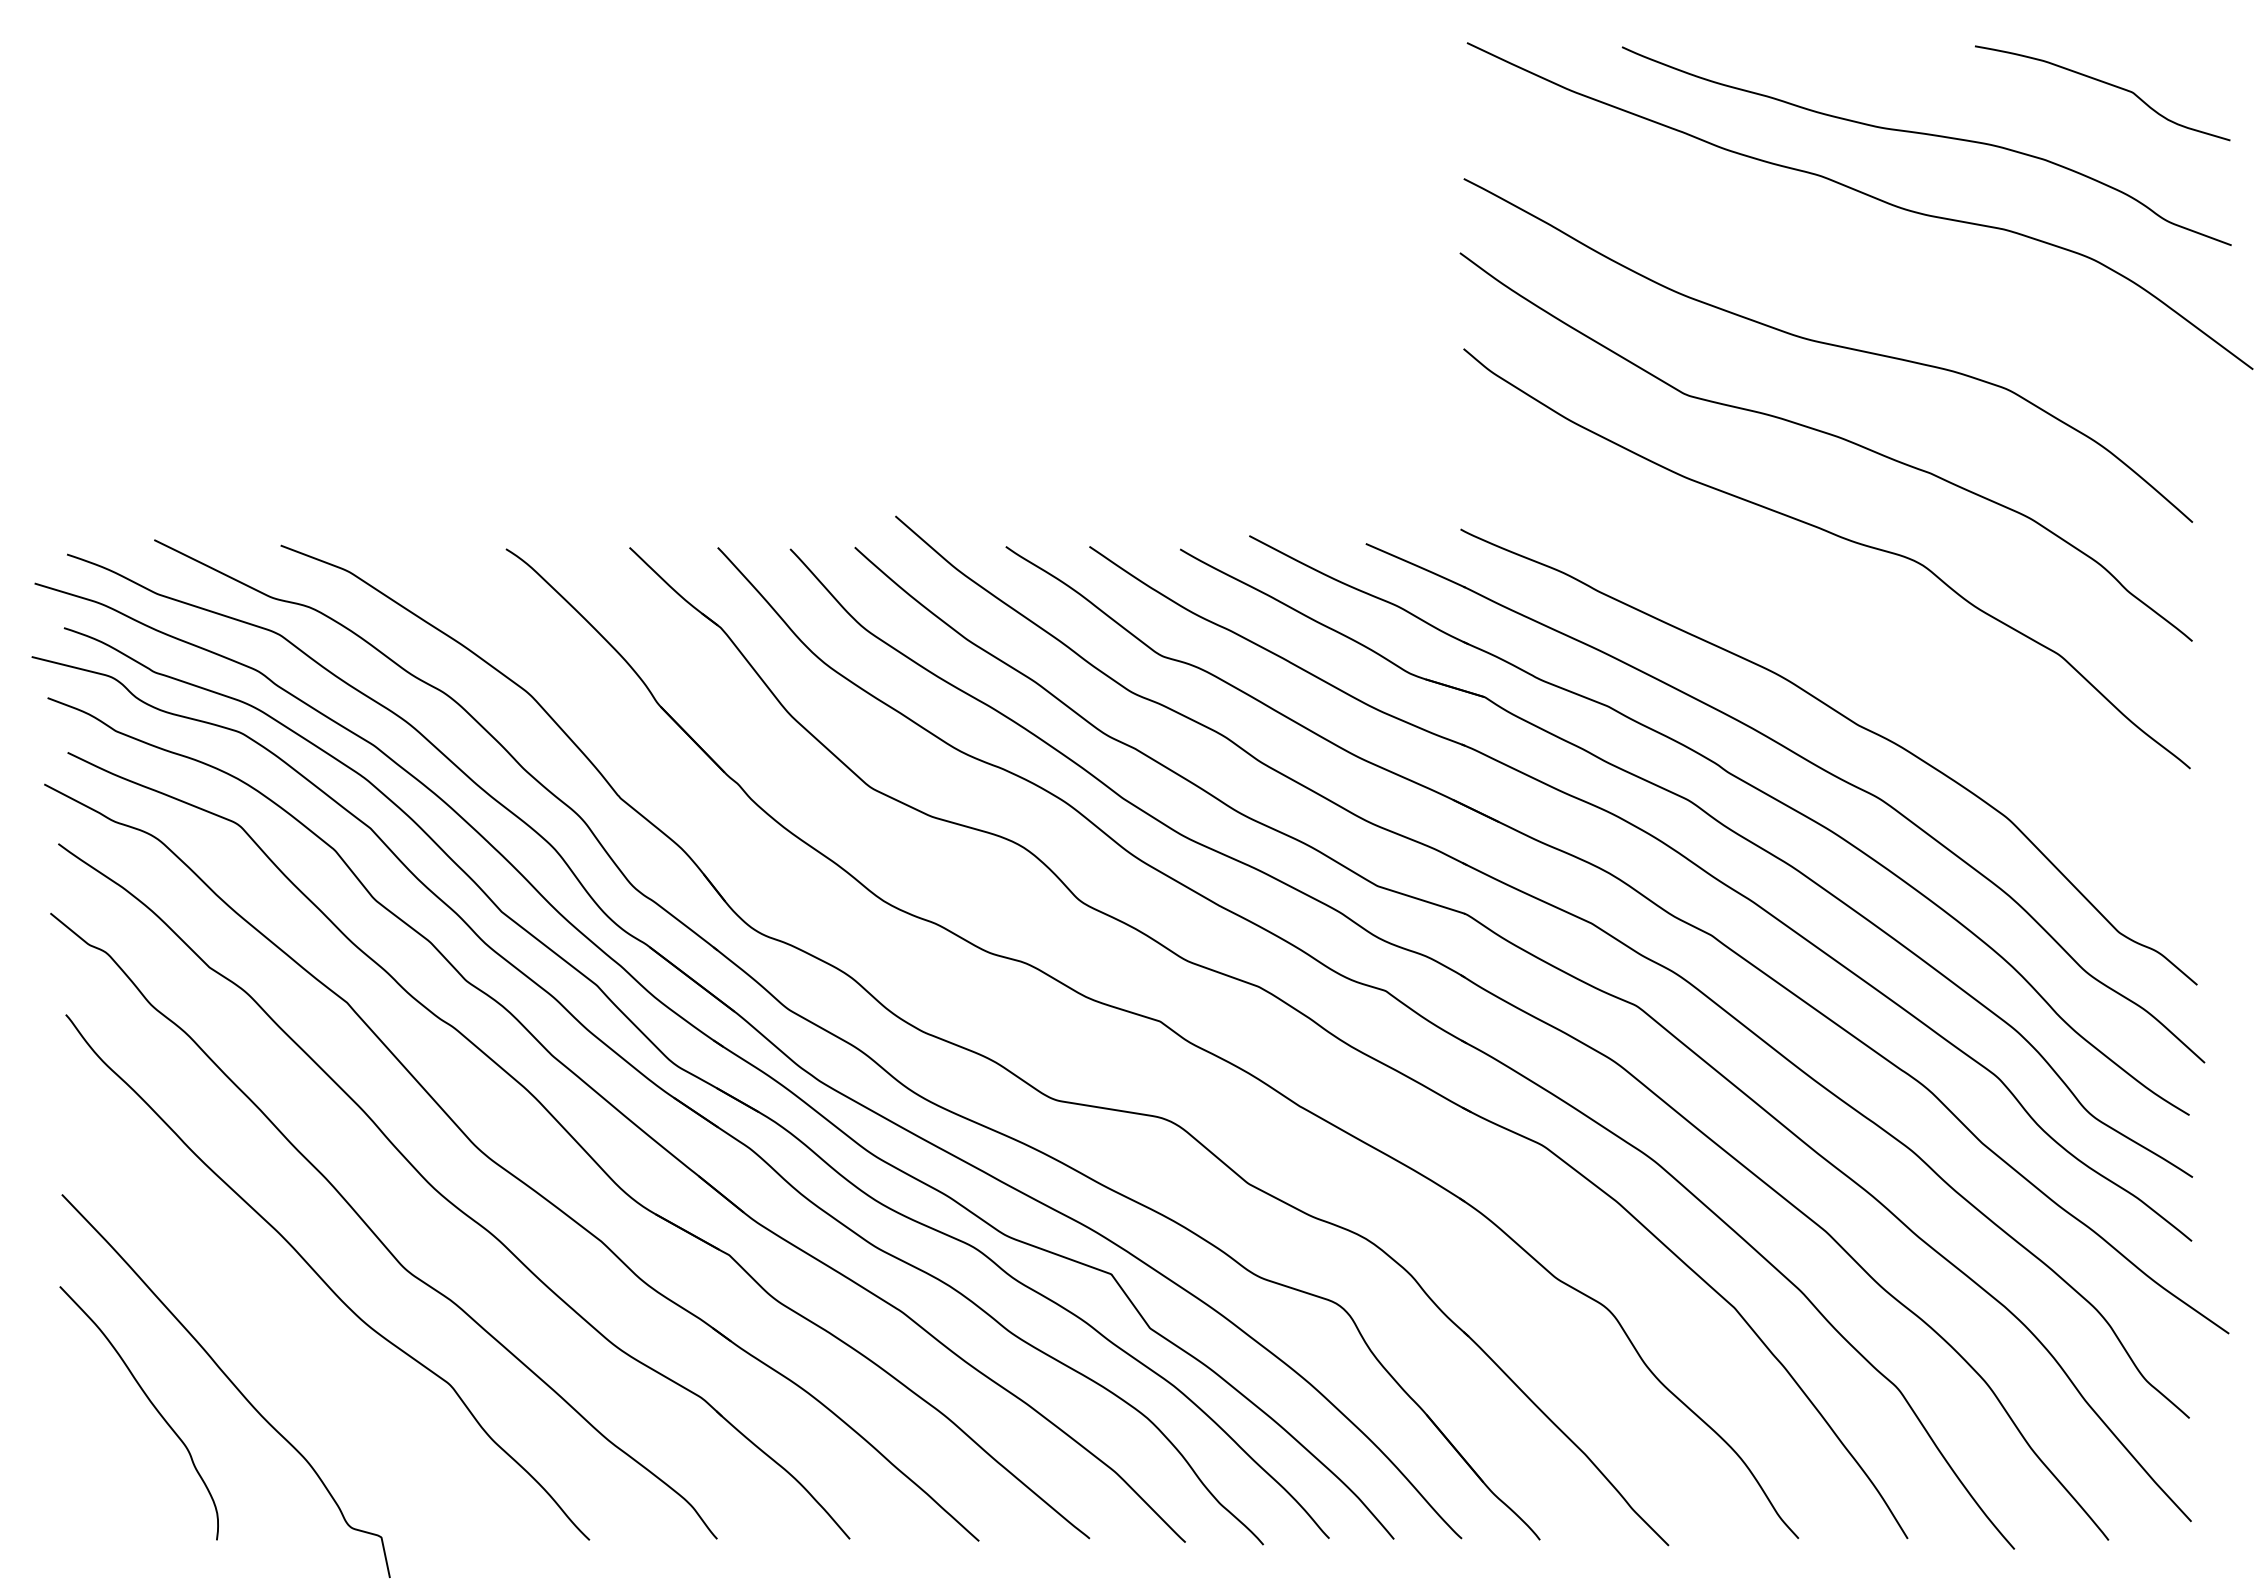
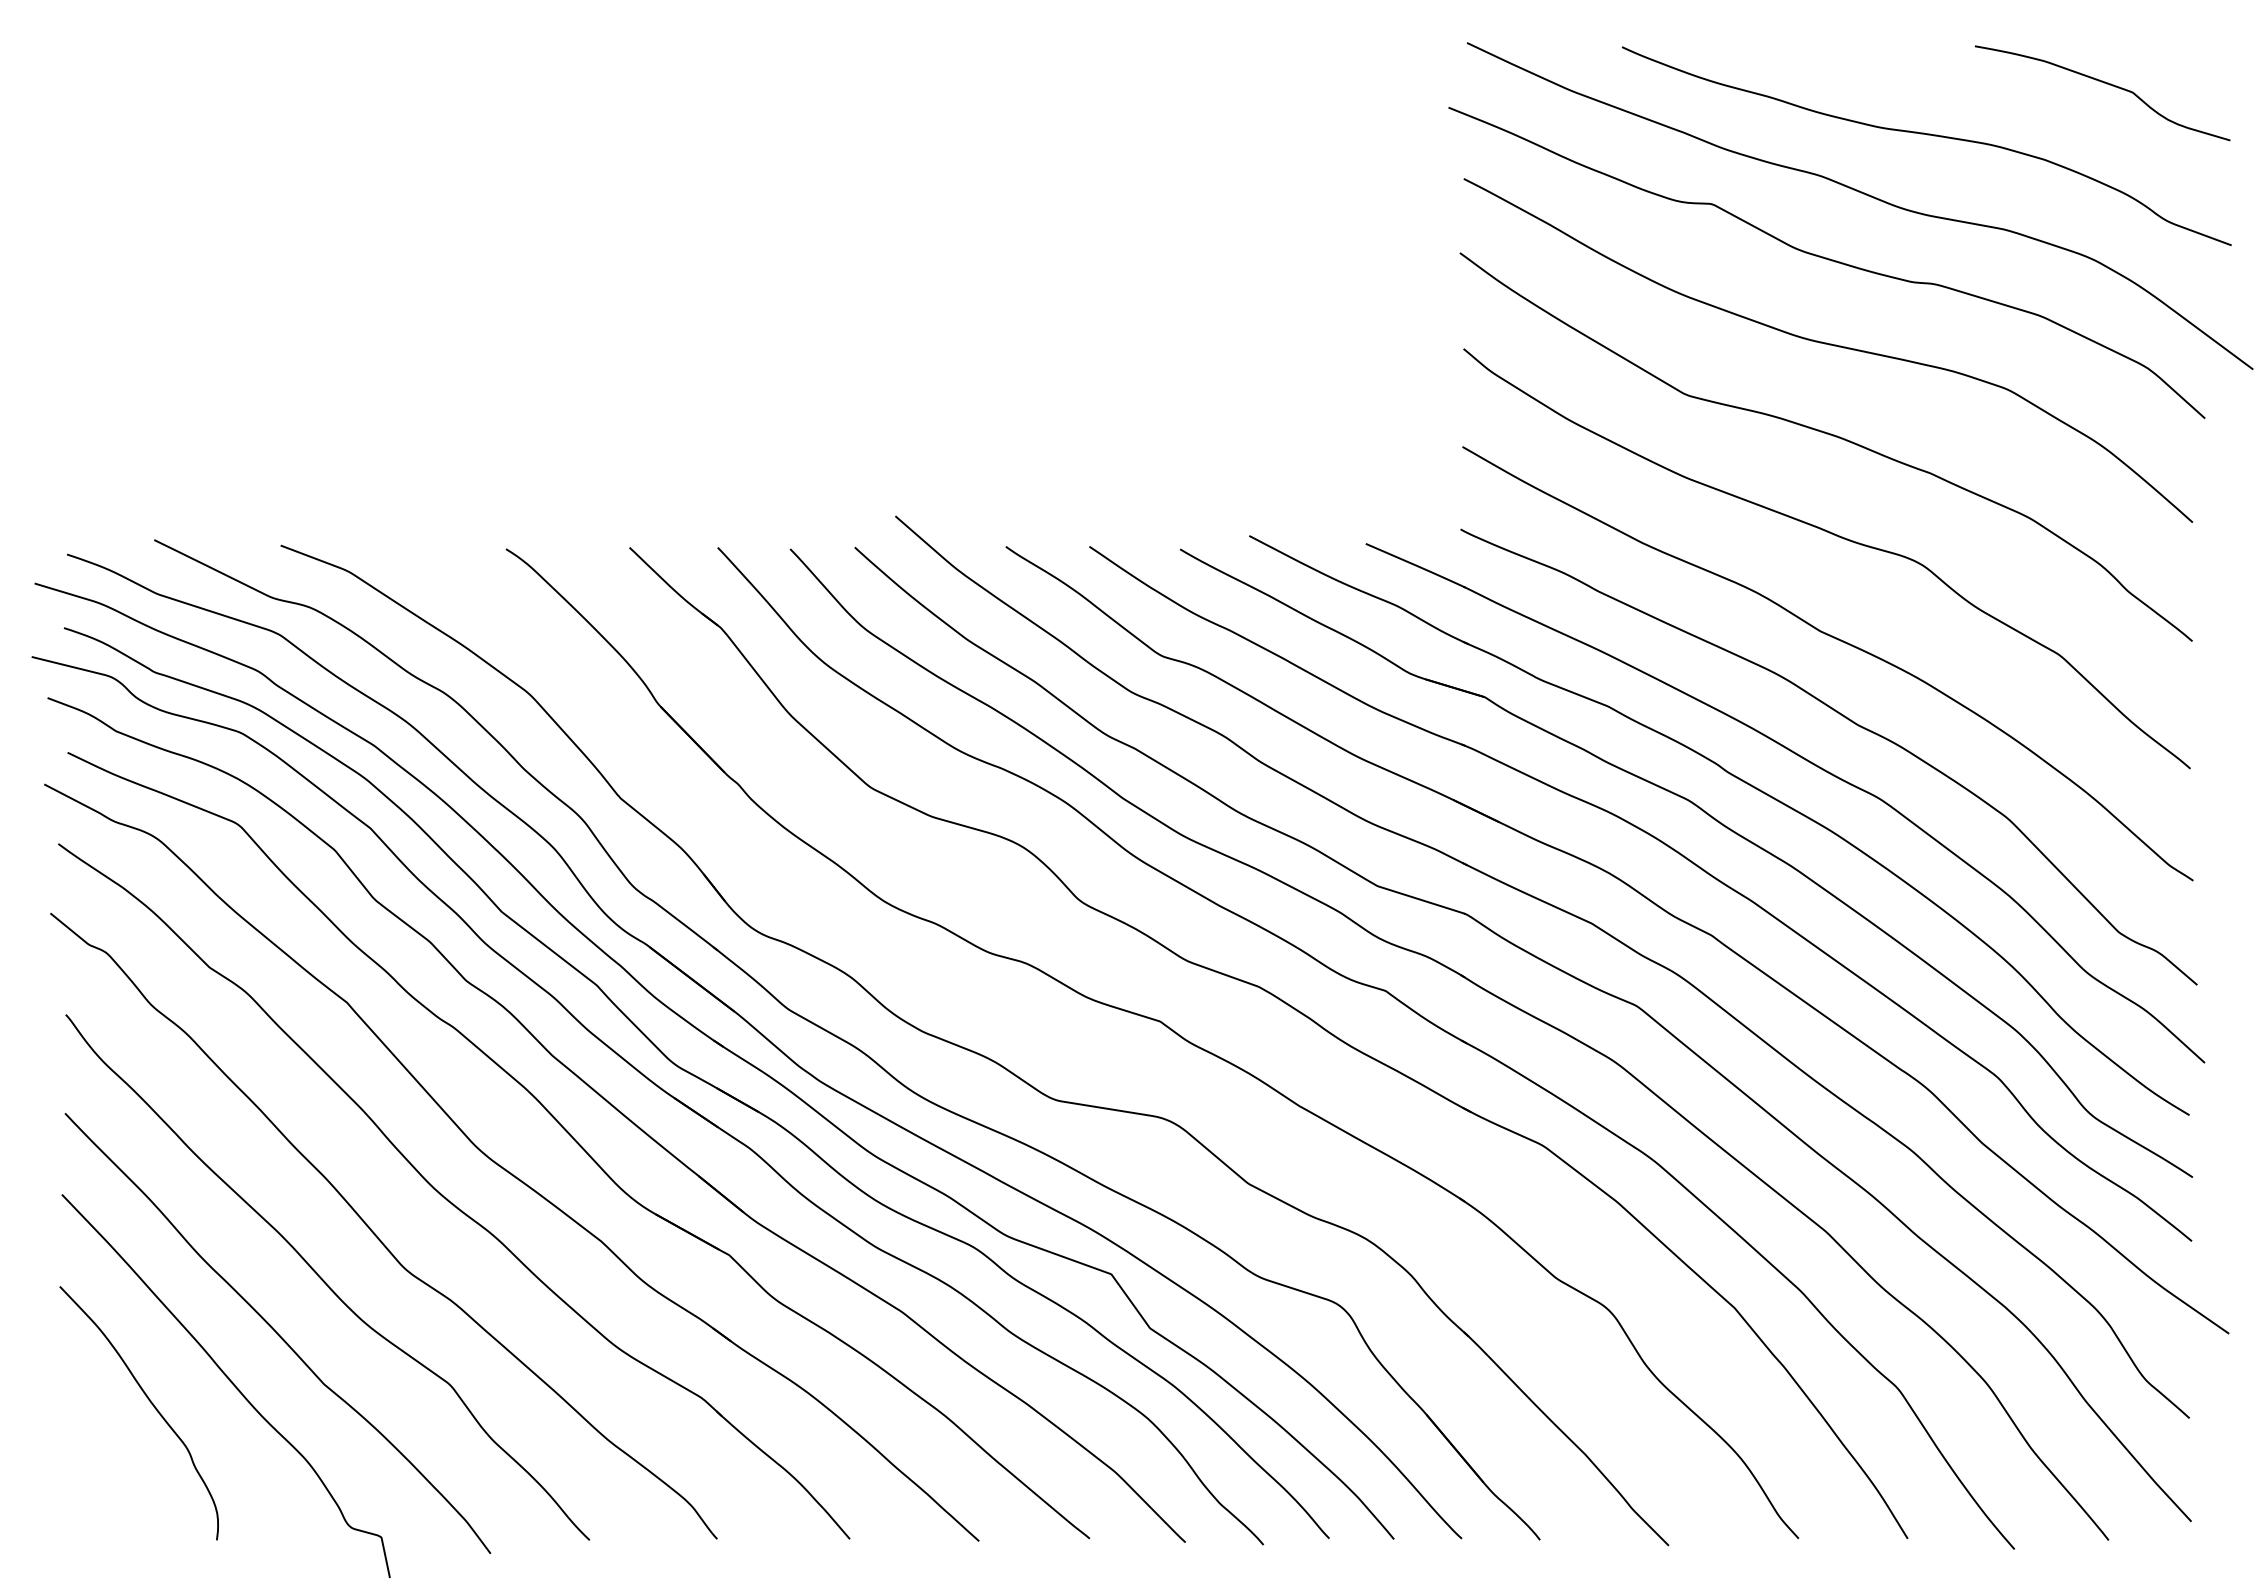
curve: none -> present (1828, 260)
curve: none -> present (1835, 639)
curve: none -> present (277, 1333)
